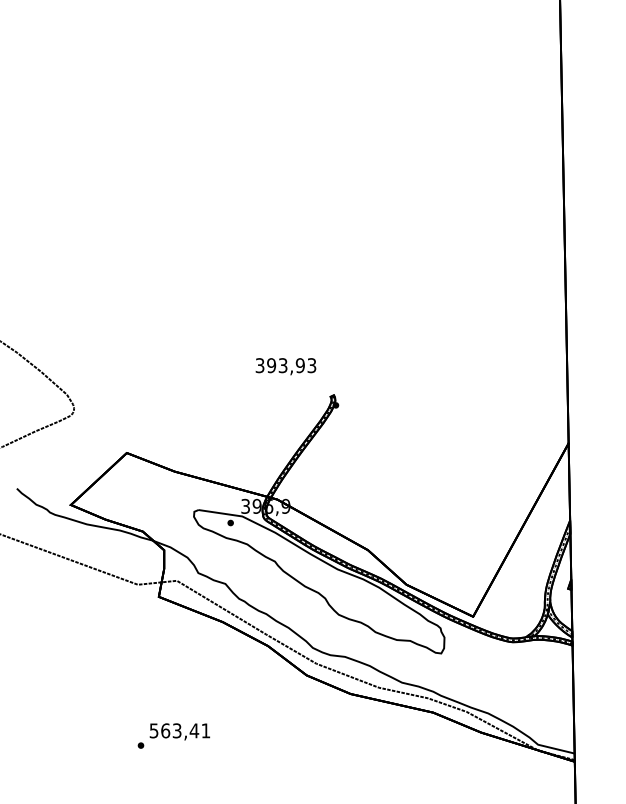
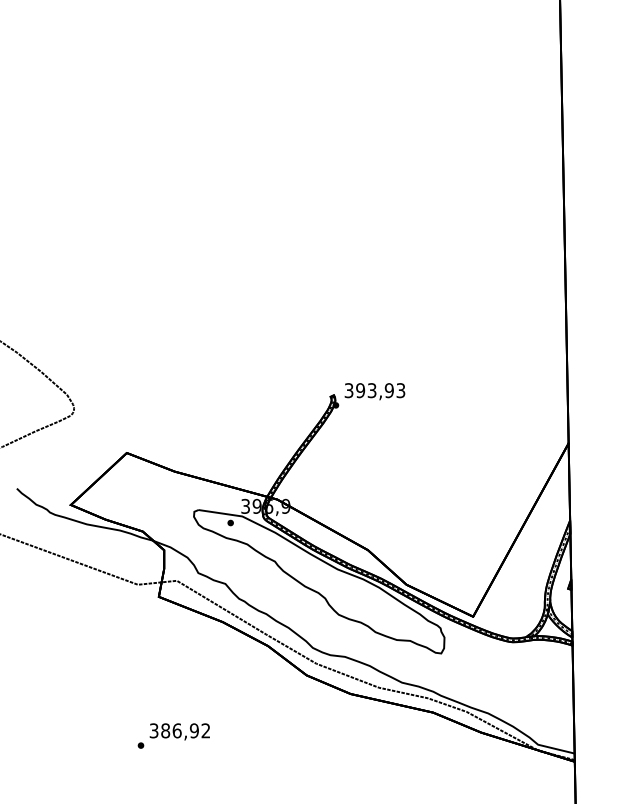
text position: (285, 366) -> (374, 391) (374, 391)
text: 563,41 -> 386,92 (180, 730)
